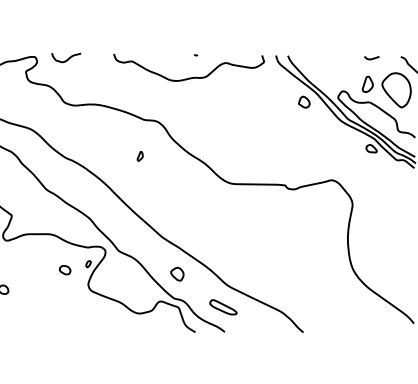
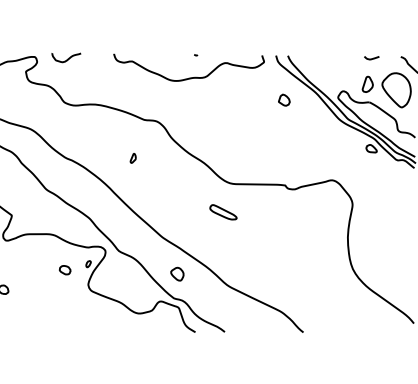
part position: (304, 101) -> (284, 99) (284, 99)
part position: (139, 156) -> (132, 158) (132, 158)
part position: (223, 307) -> (223, 212) (223, 212)
